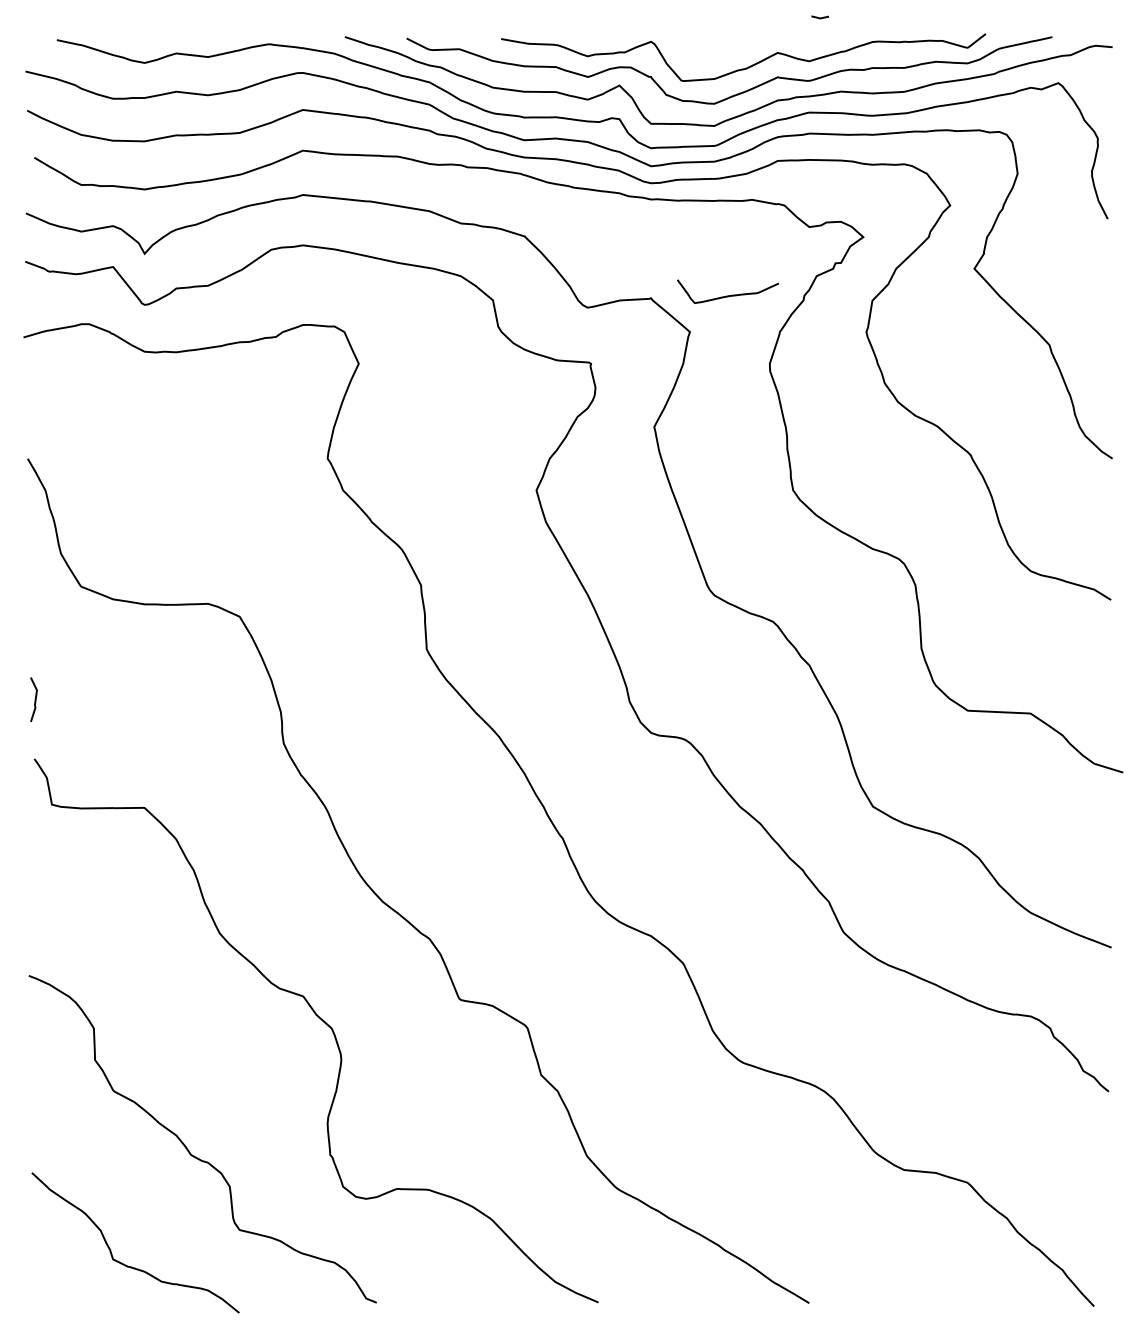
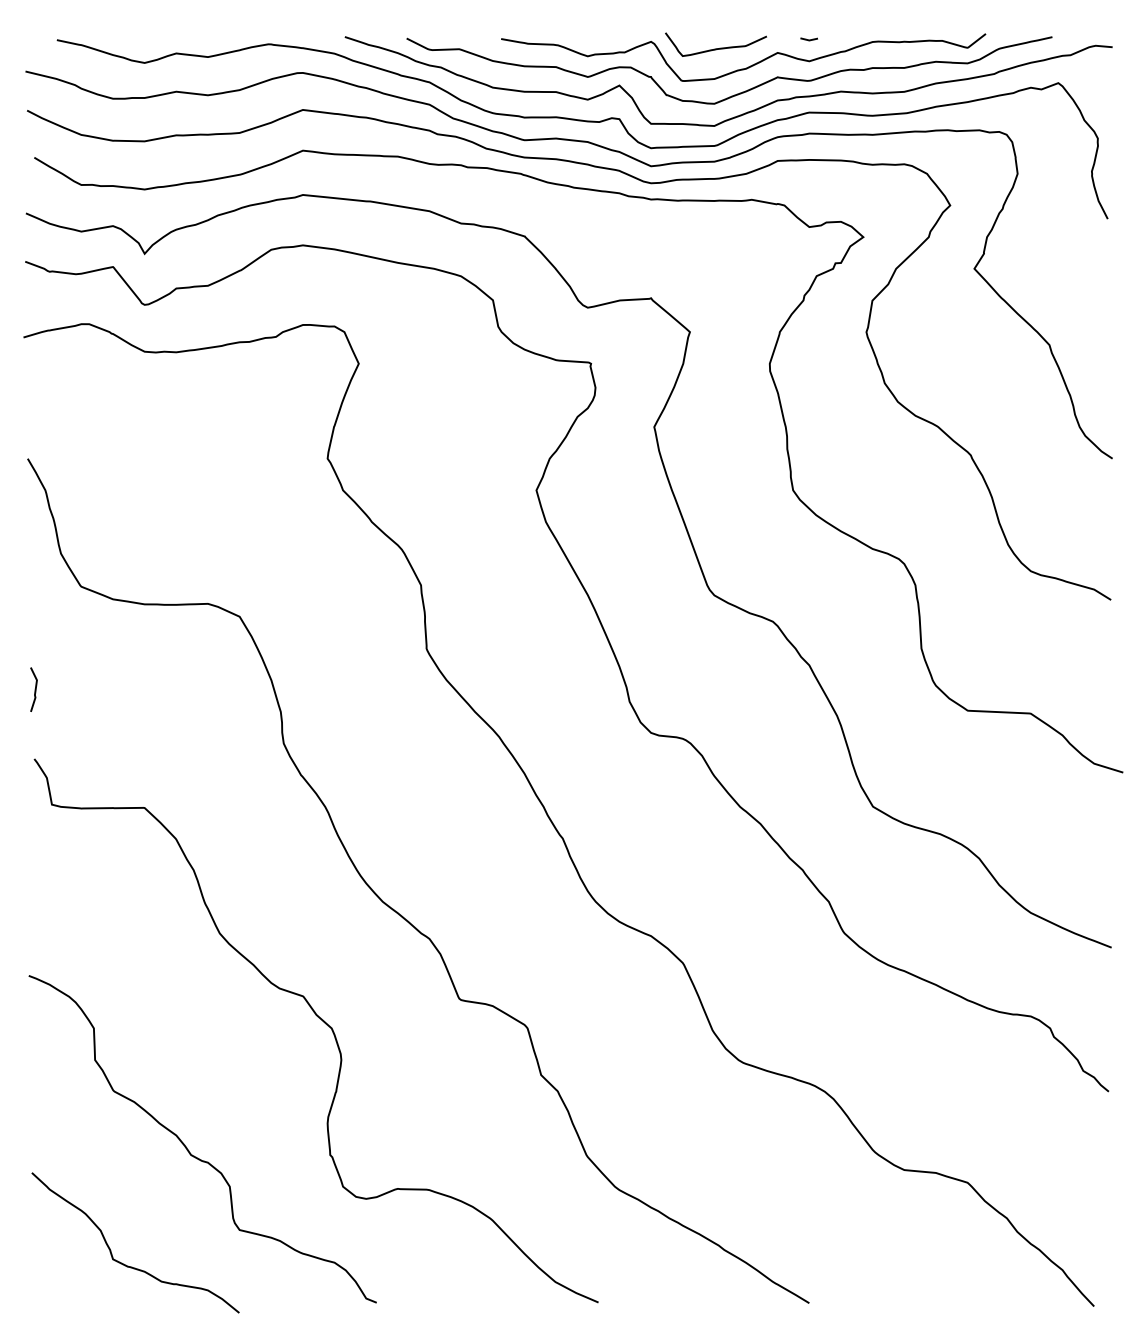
line position: (819, 17) -> (808, 39) (808, 39)
curve position: (727, 295) -> (715, 48) (715, 48)
line position: (34, 699) -> (34, 689) (34, 689)
